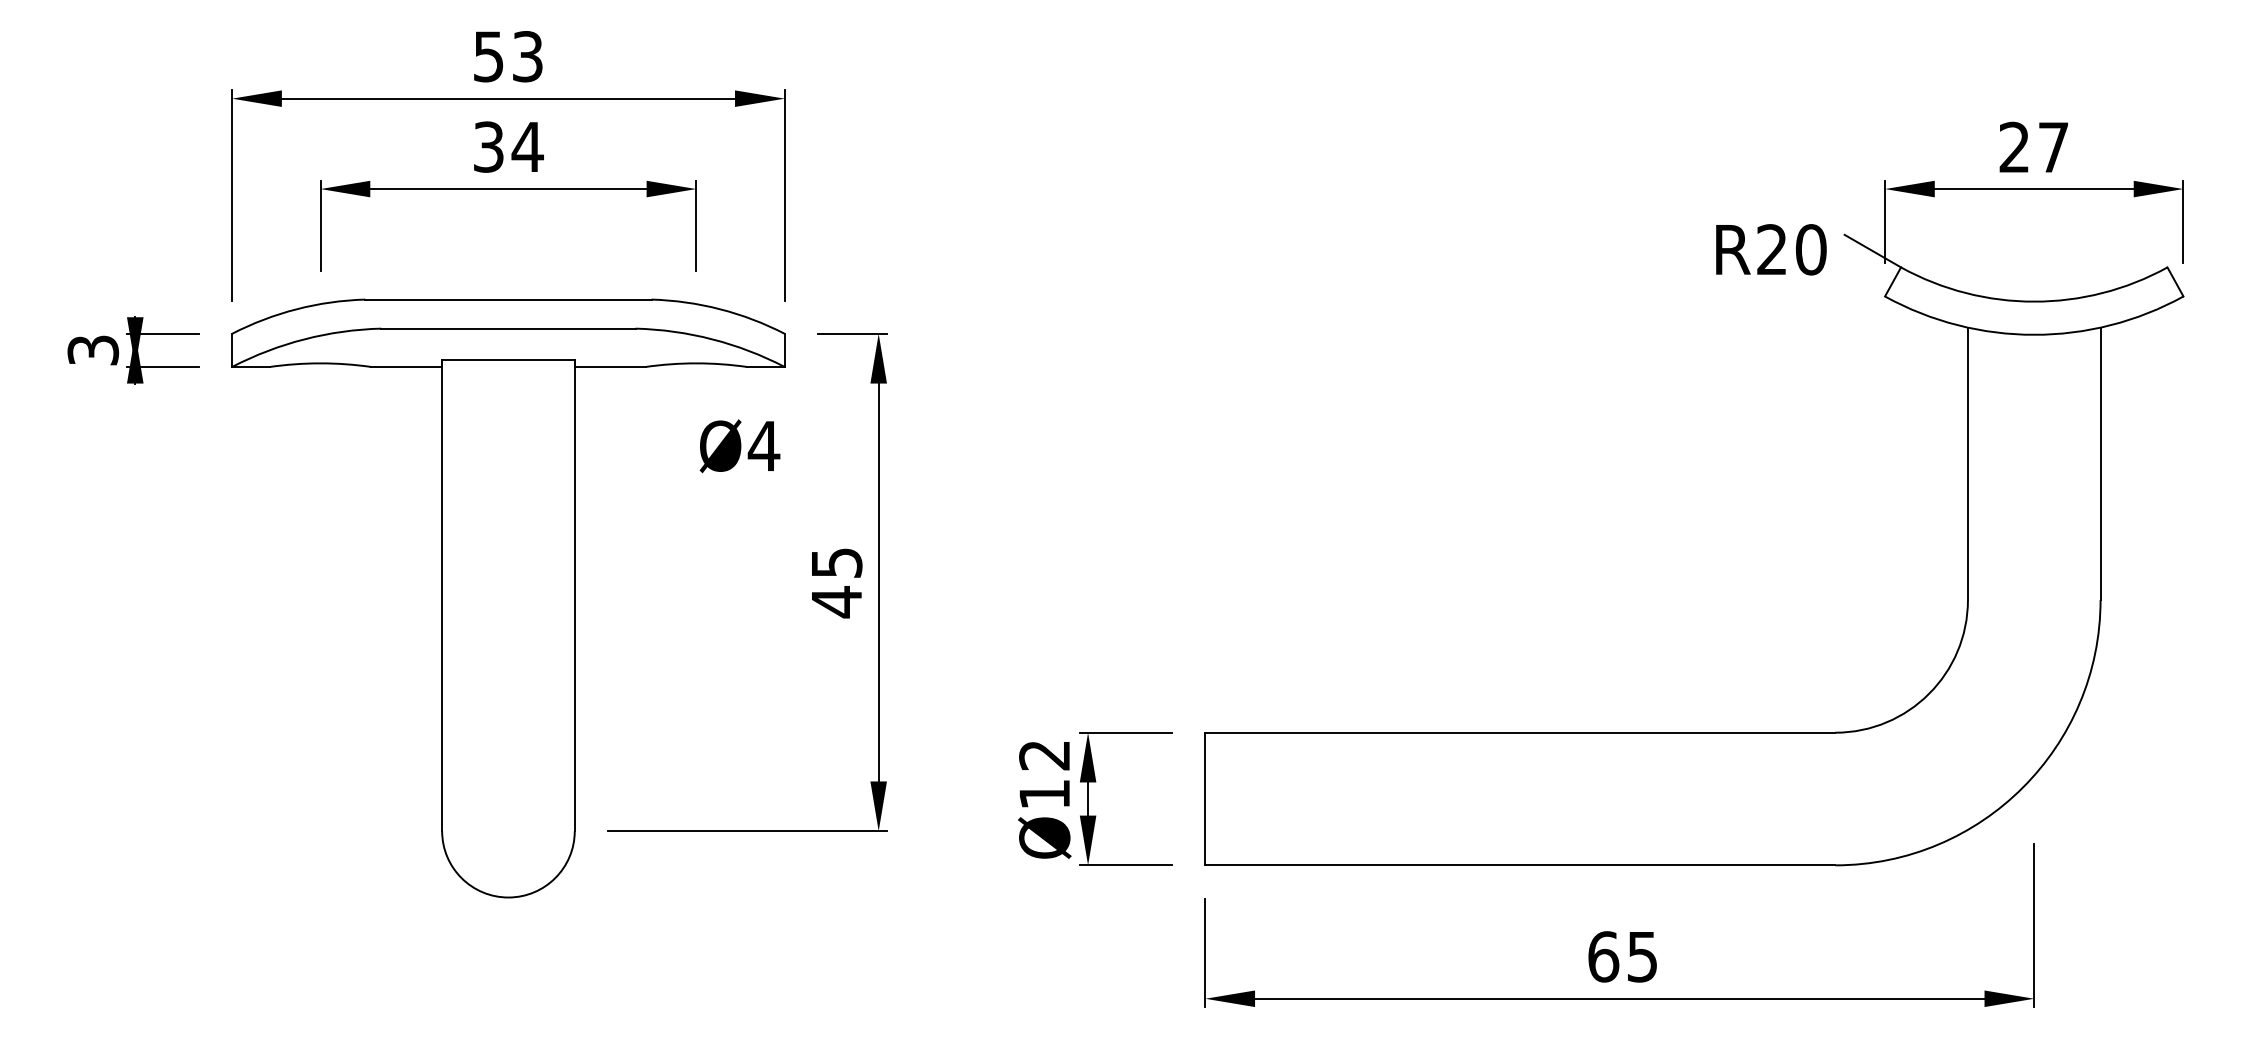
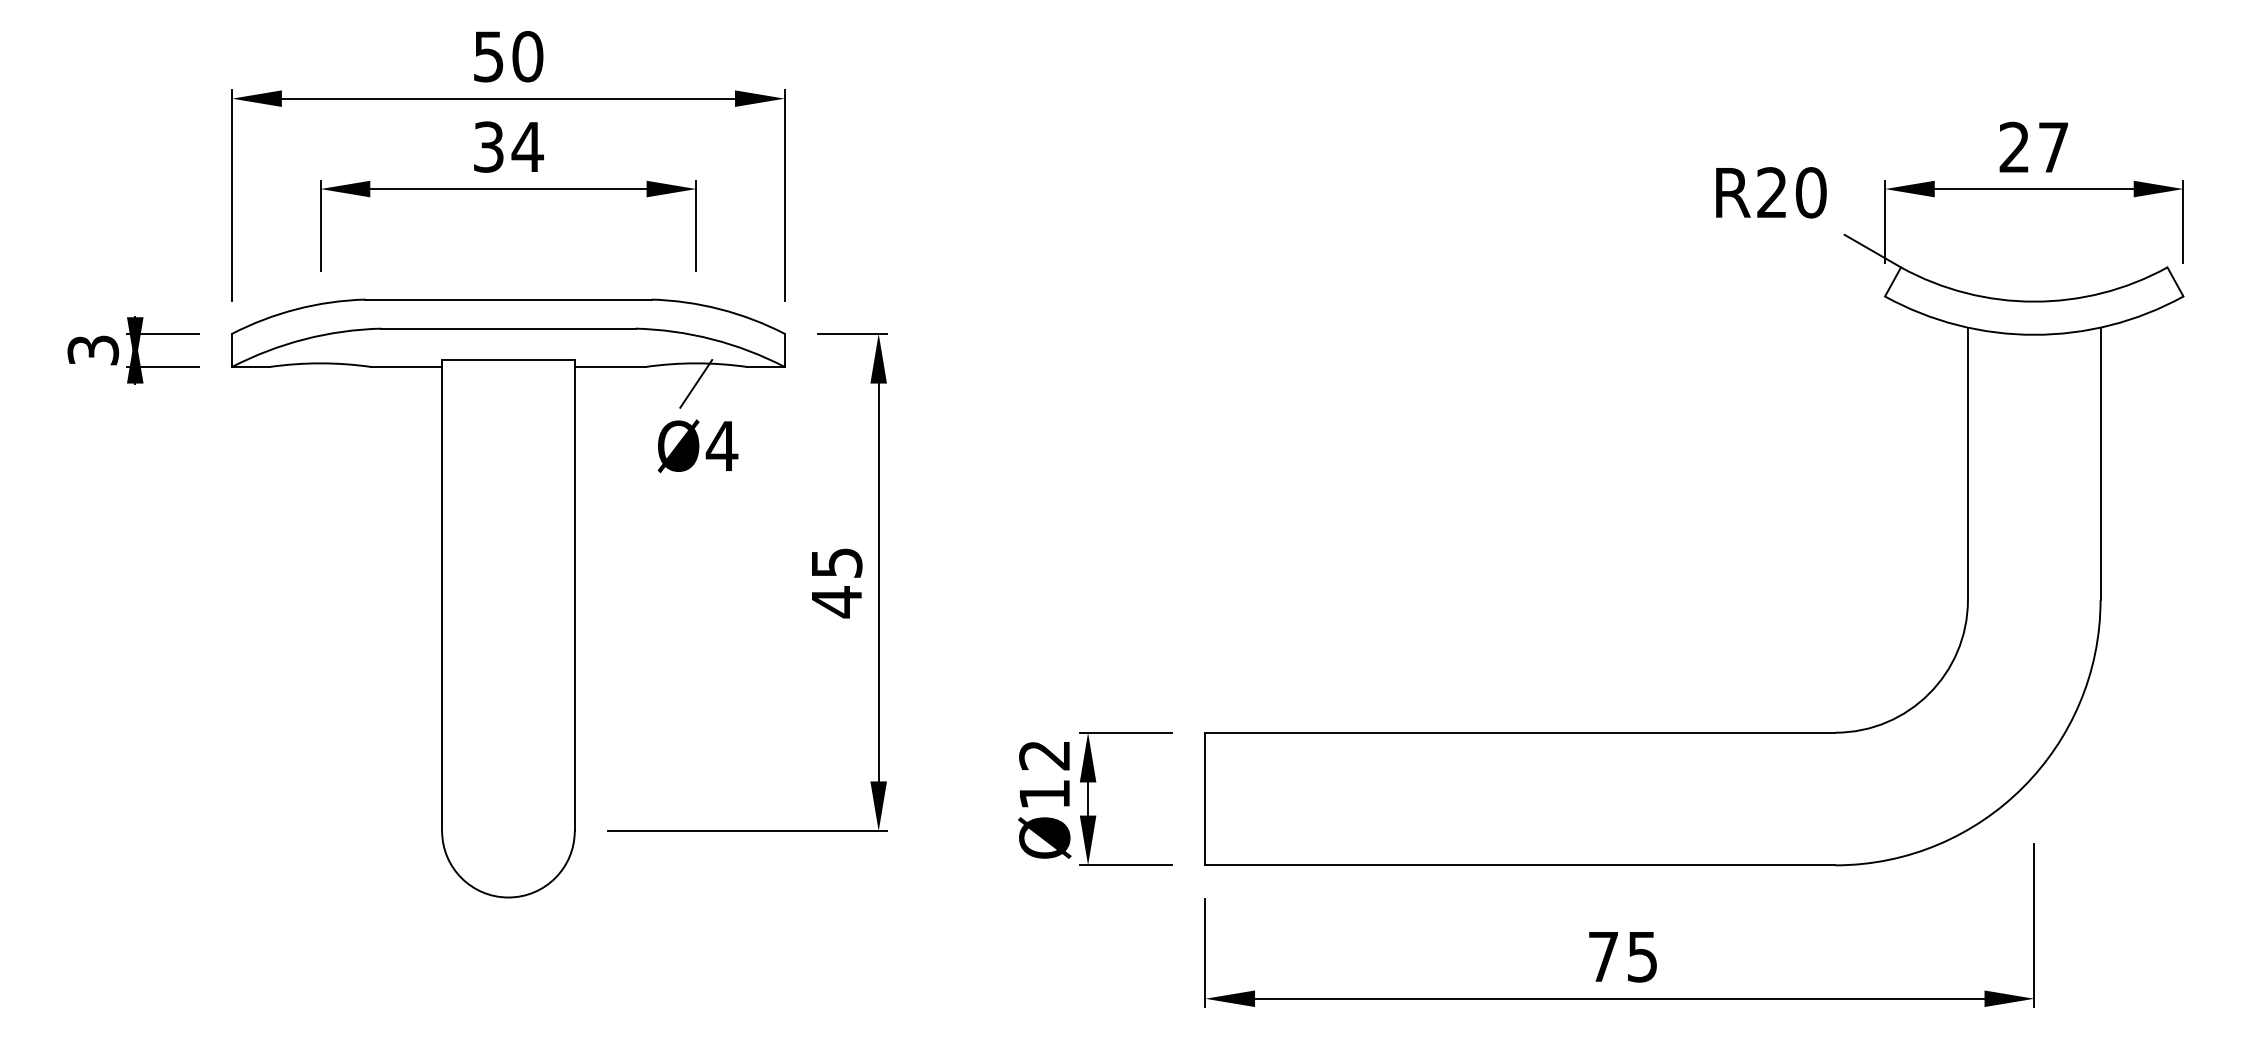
text: 53 -> 50 (527, 56)
text position: (1771, 249) -> (1771, 192) (1771, 192)
line: none -> present (696, 383)
text position: (739, 446) -> (697, 446) (697, 446)
text: 65 -> 75 (1603, 956)
